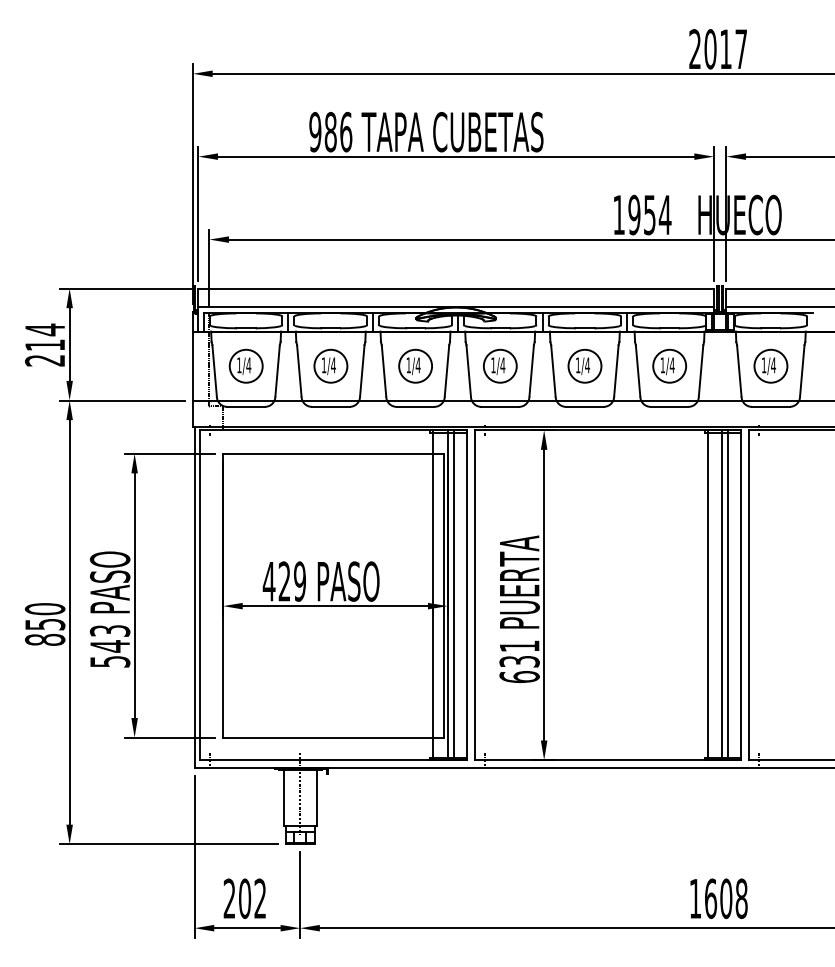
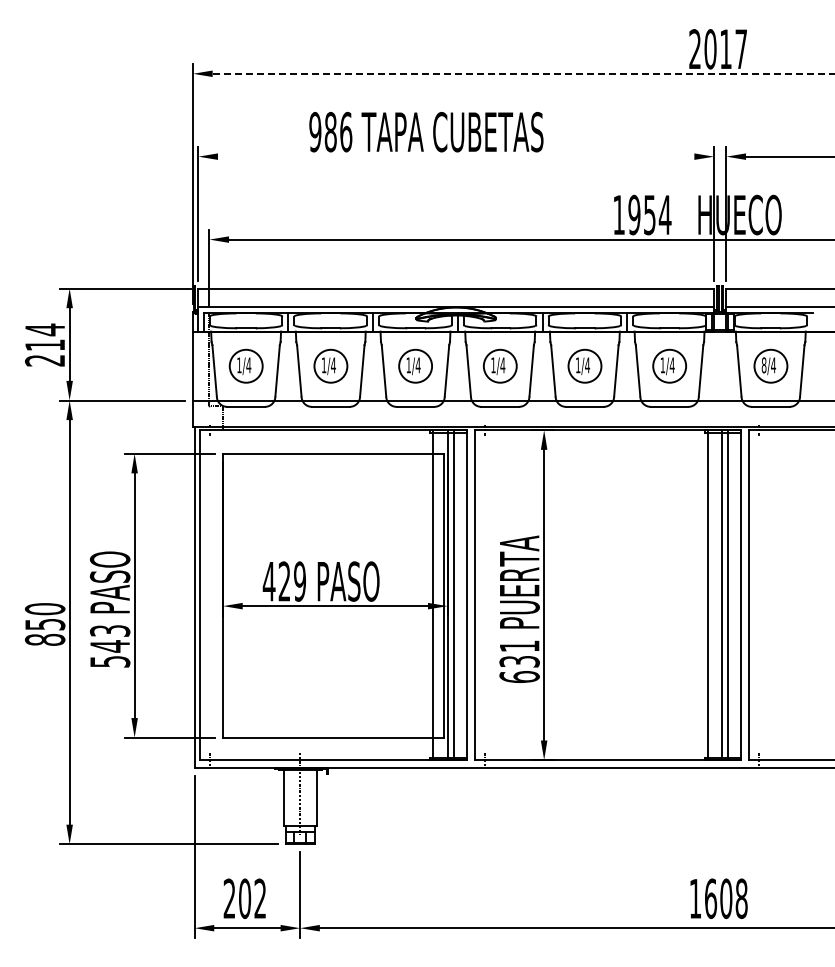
line: solid -> dashed (523, 73)
line: present -> none (456, 156)
text: 1/4 -> 8/4 (763, 365)
